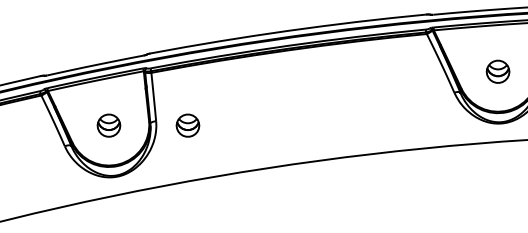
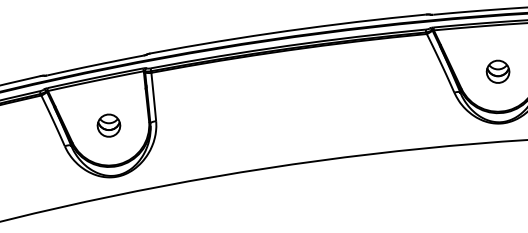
part: present -> none (187, 125)
